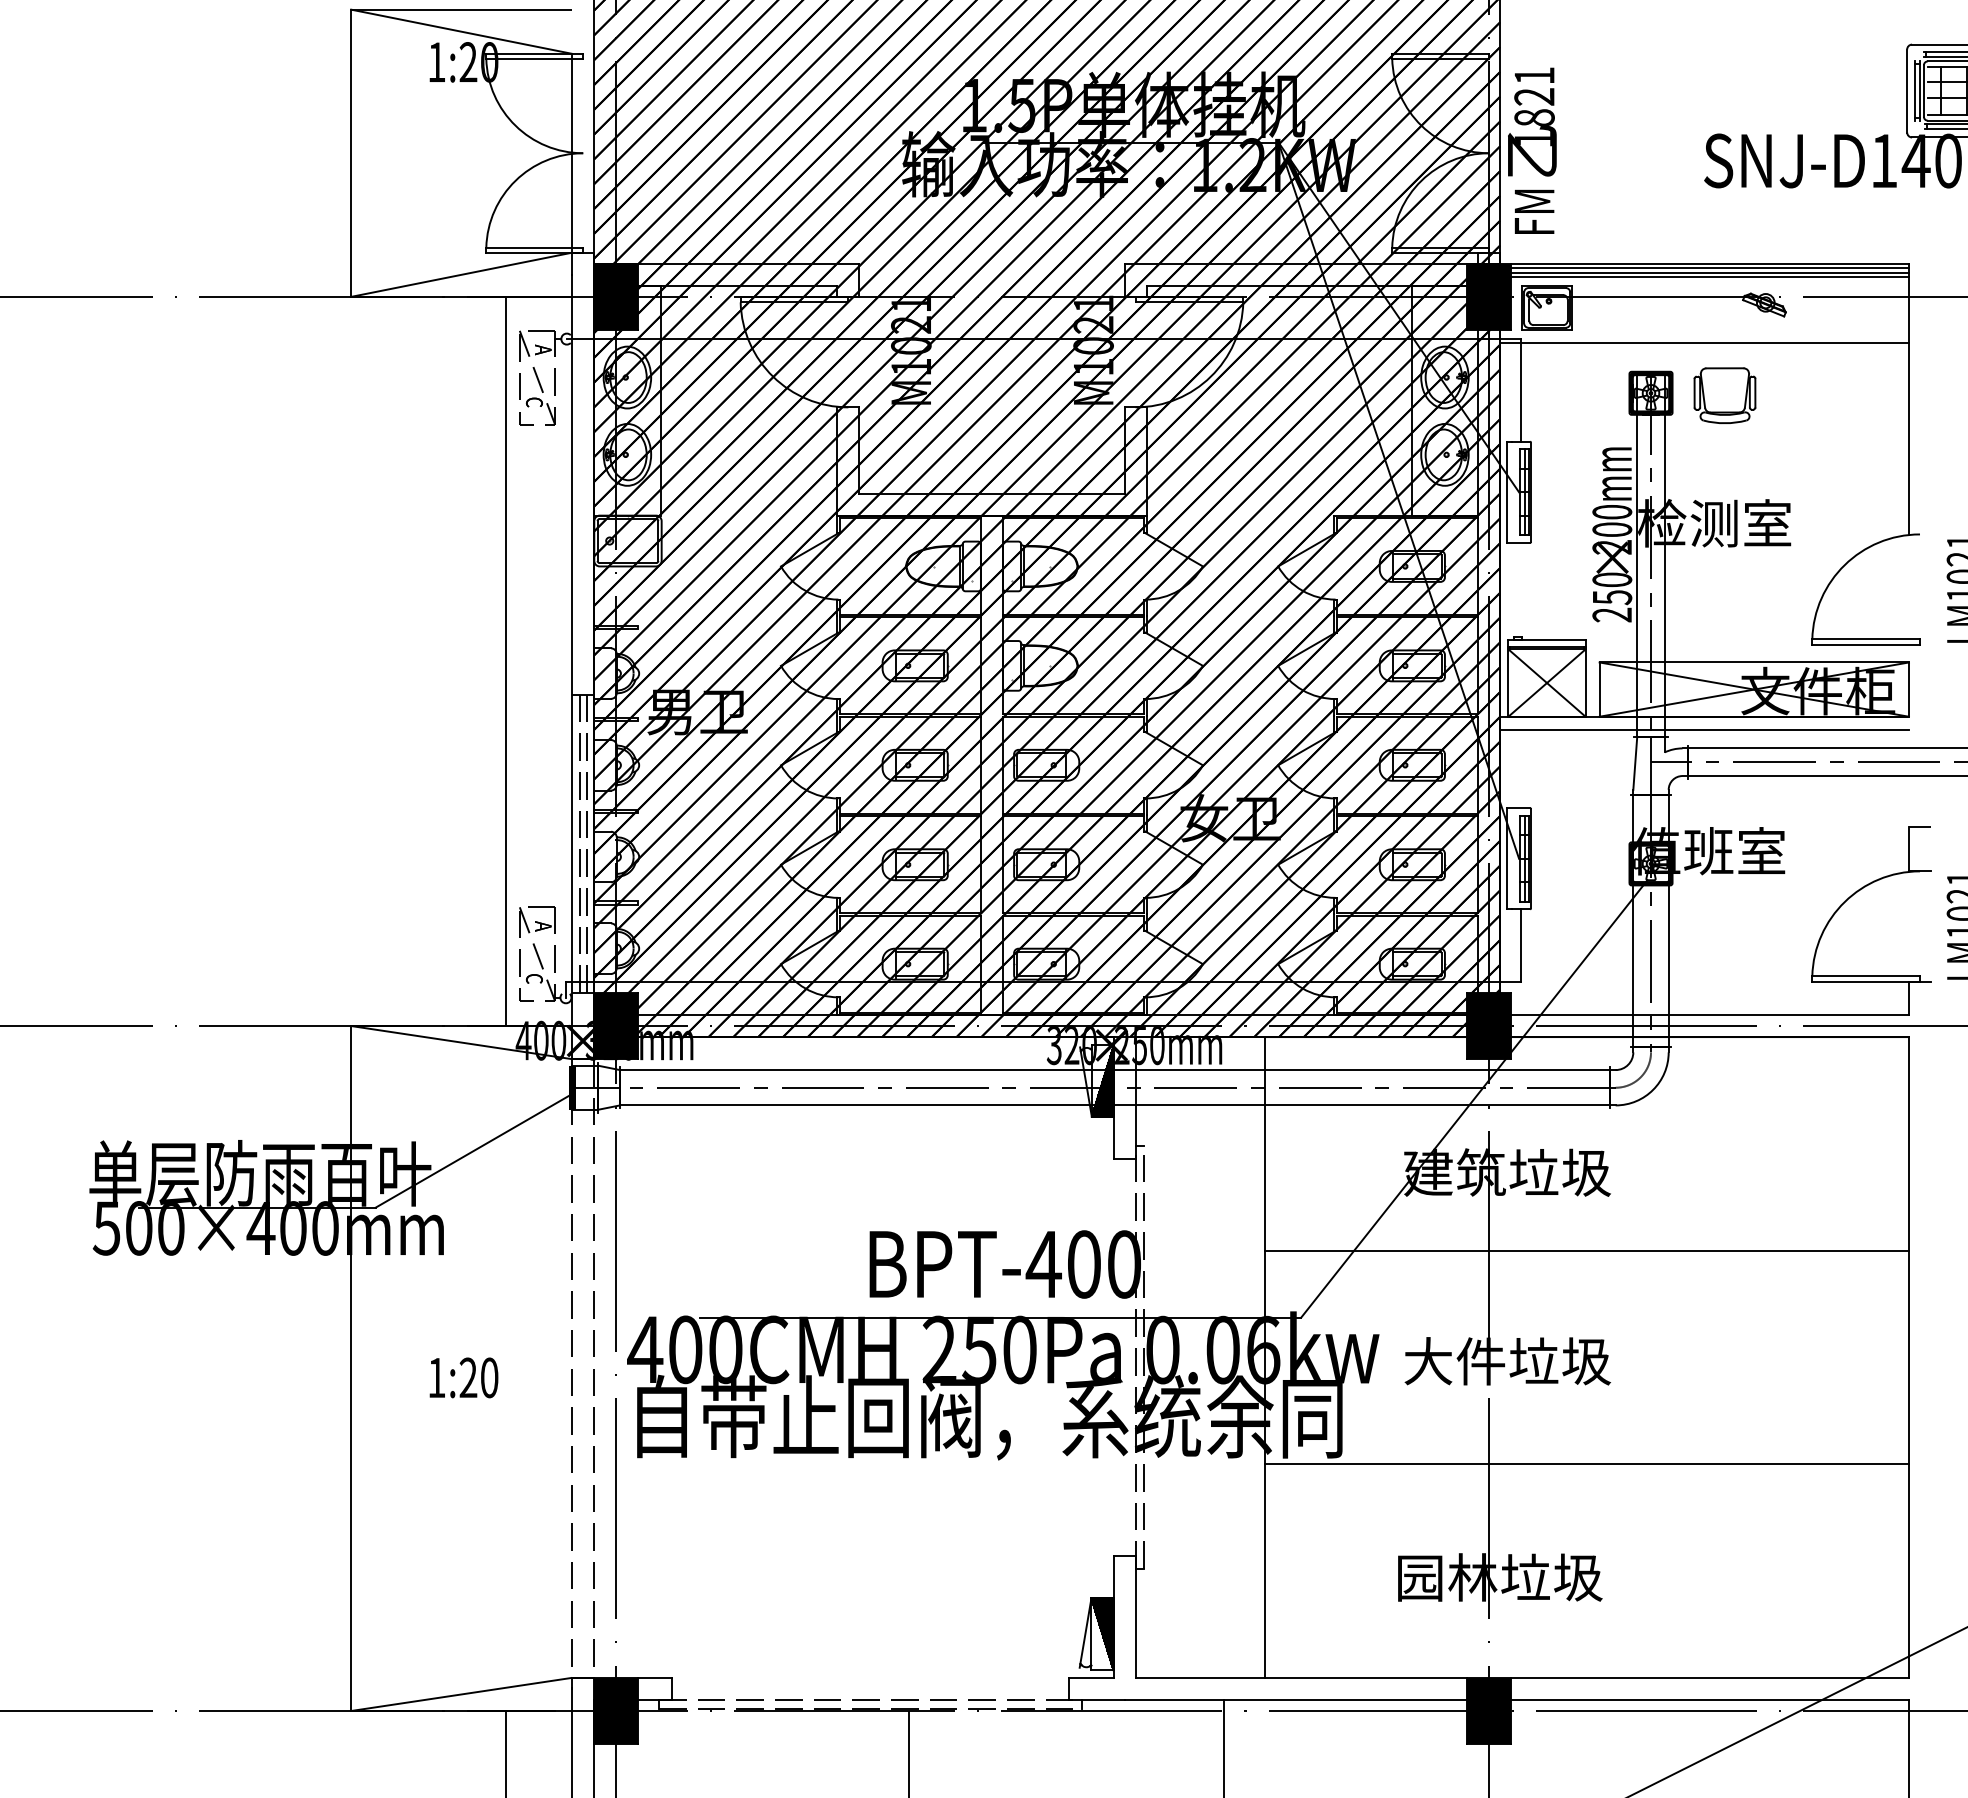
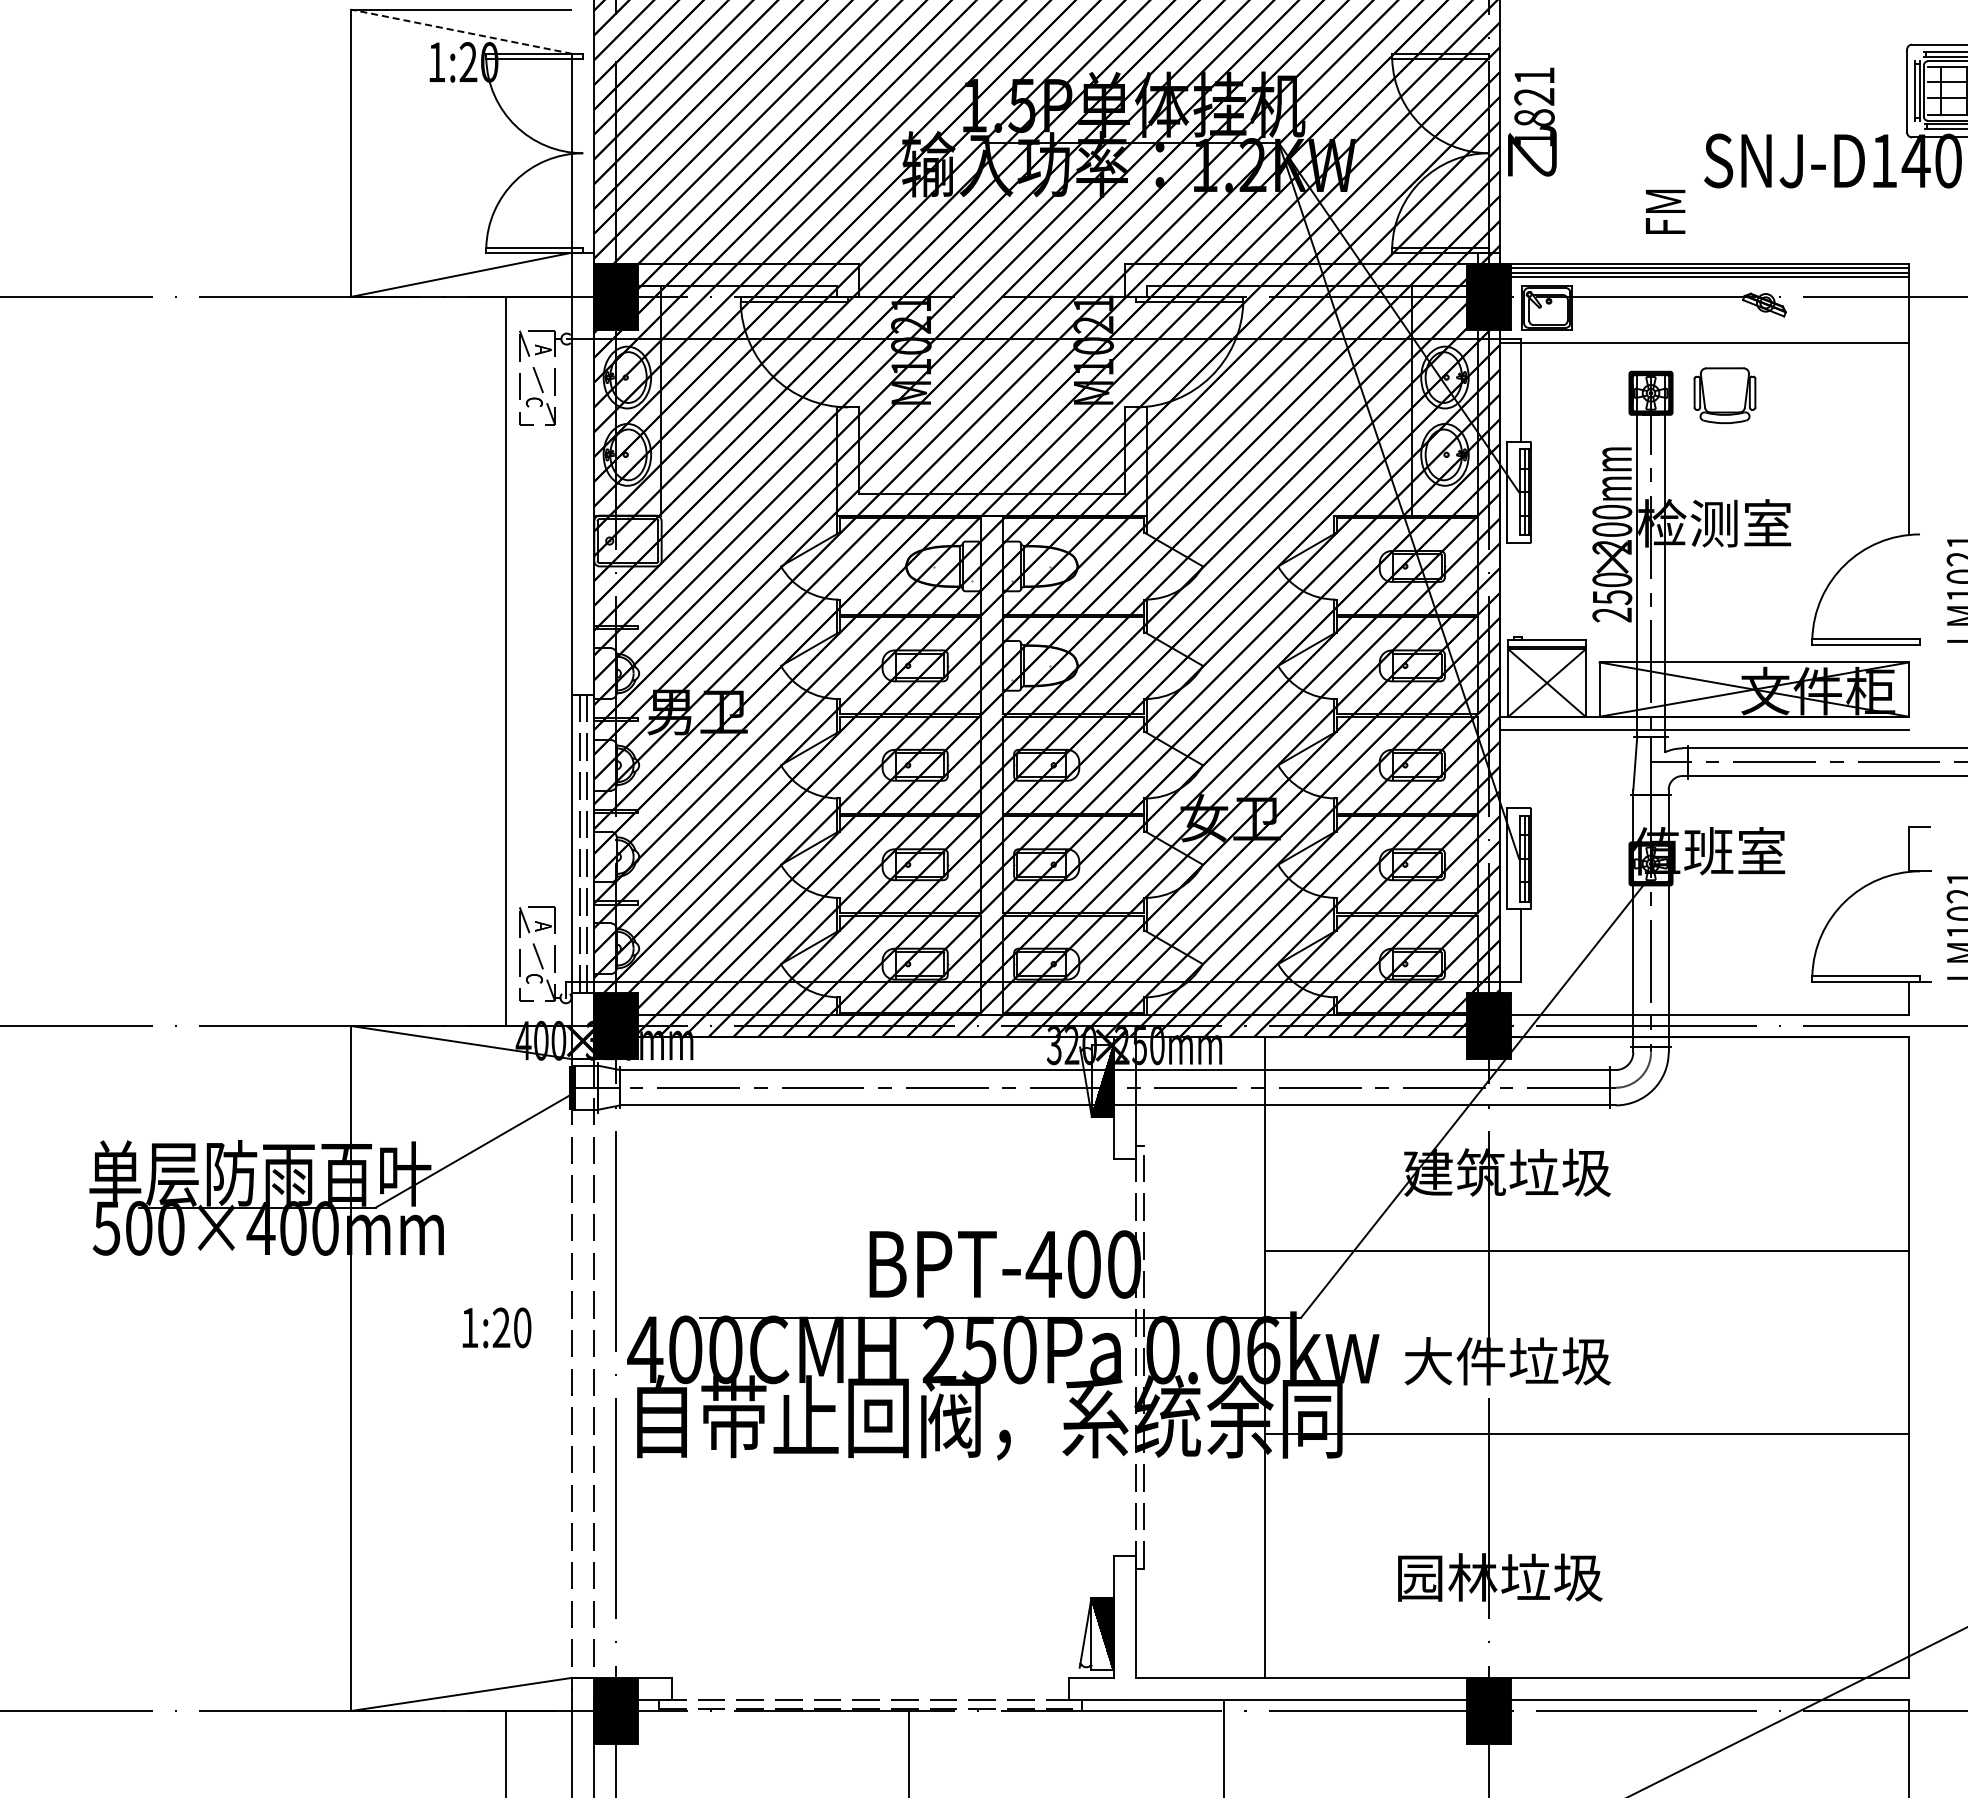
line: solid -> dashed (461, 31)
text position: (1534, 211) -> (1665, 211) (1665, 211)
text position: (463, 1377) -> (496, 1327) (496, 1327)
line position: (1586, 1464) -> (1586, 1434) (1586, 1434)
